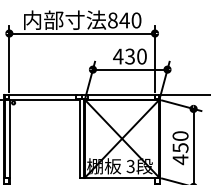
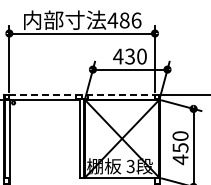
text: 840 -> 486 (124, 20)
line: solid -> dashed (82, 94)
